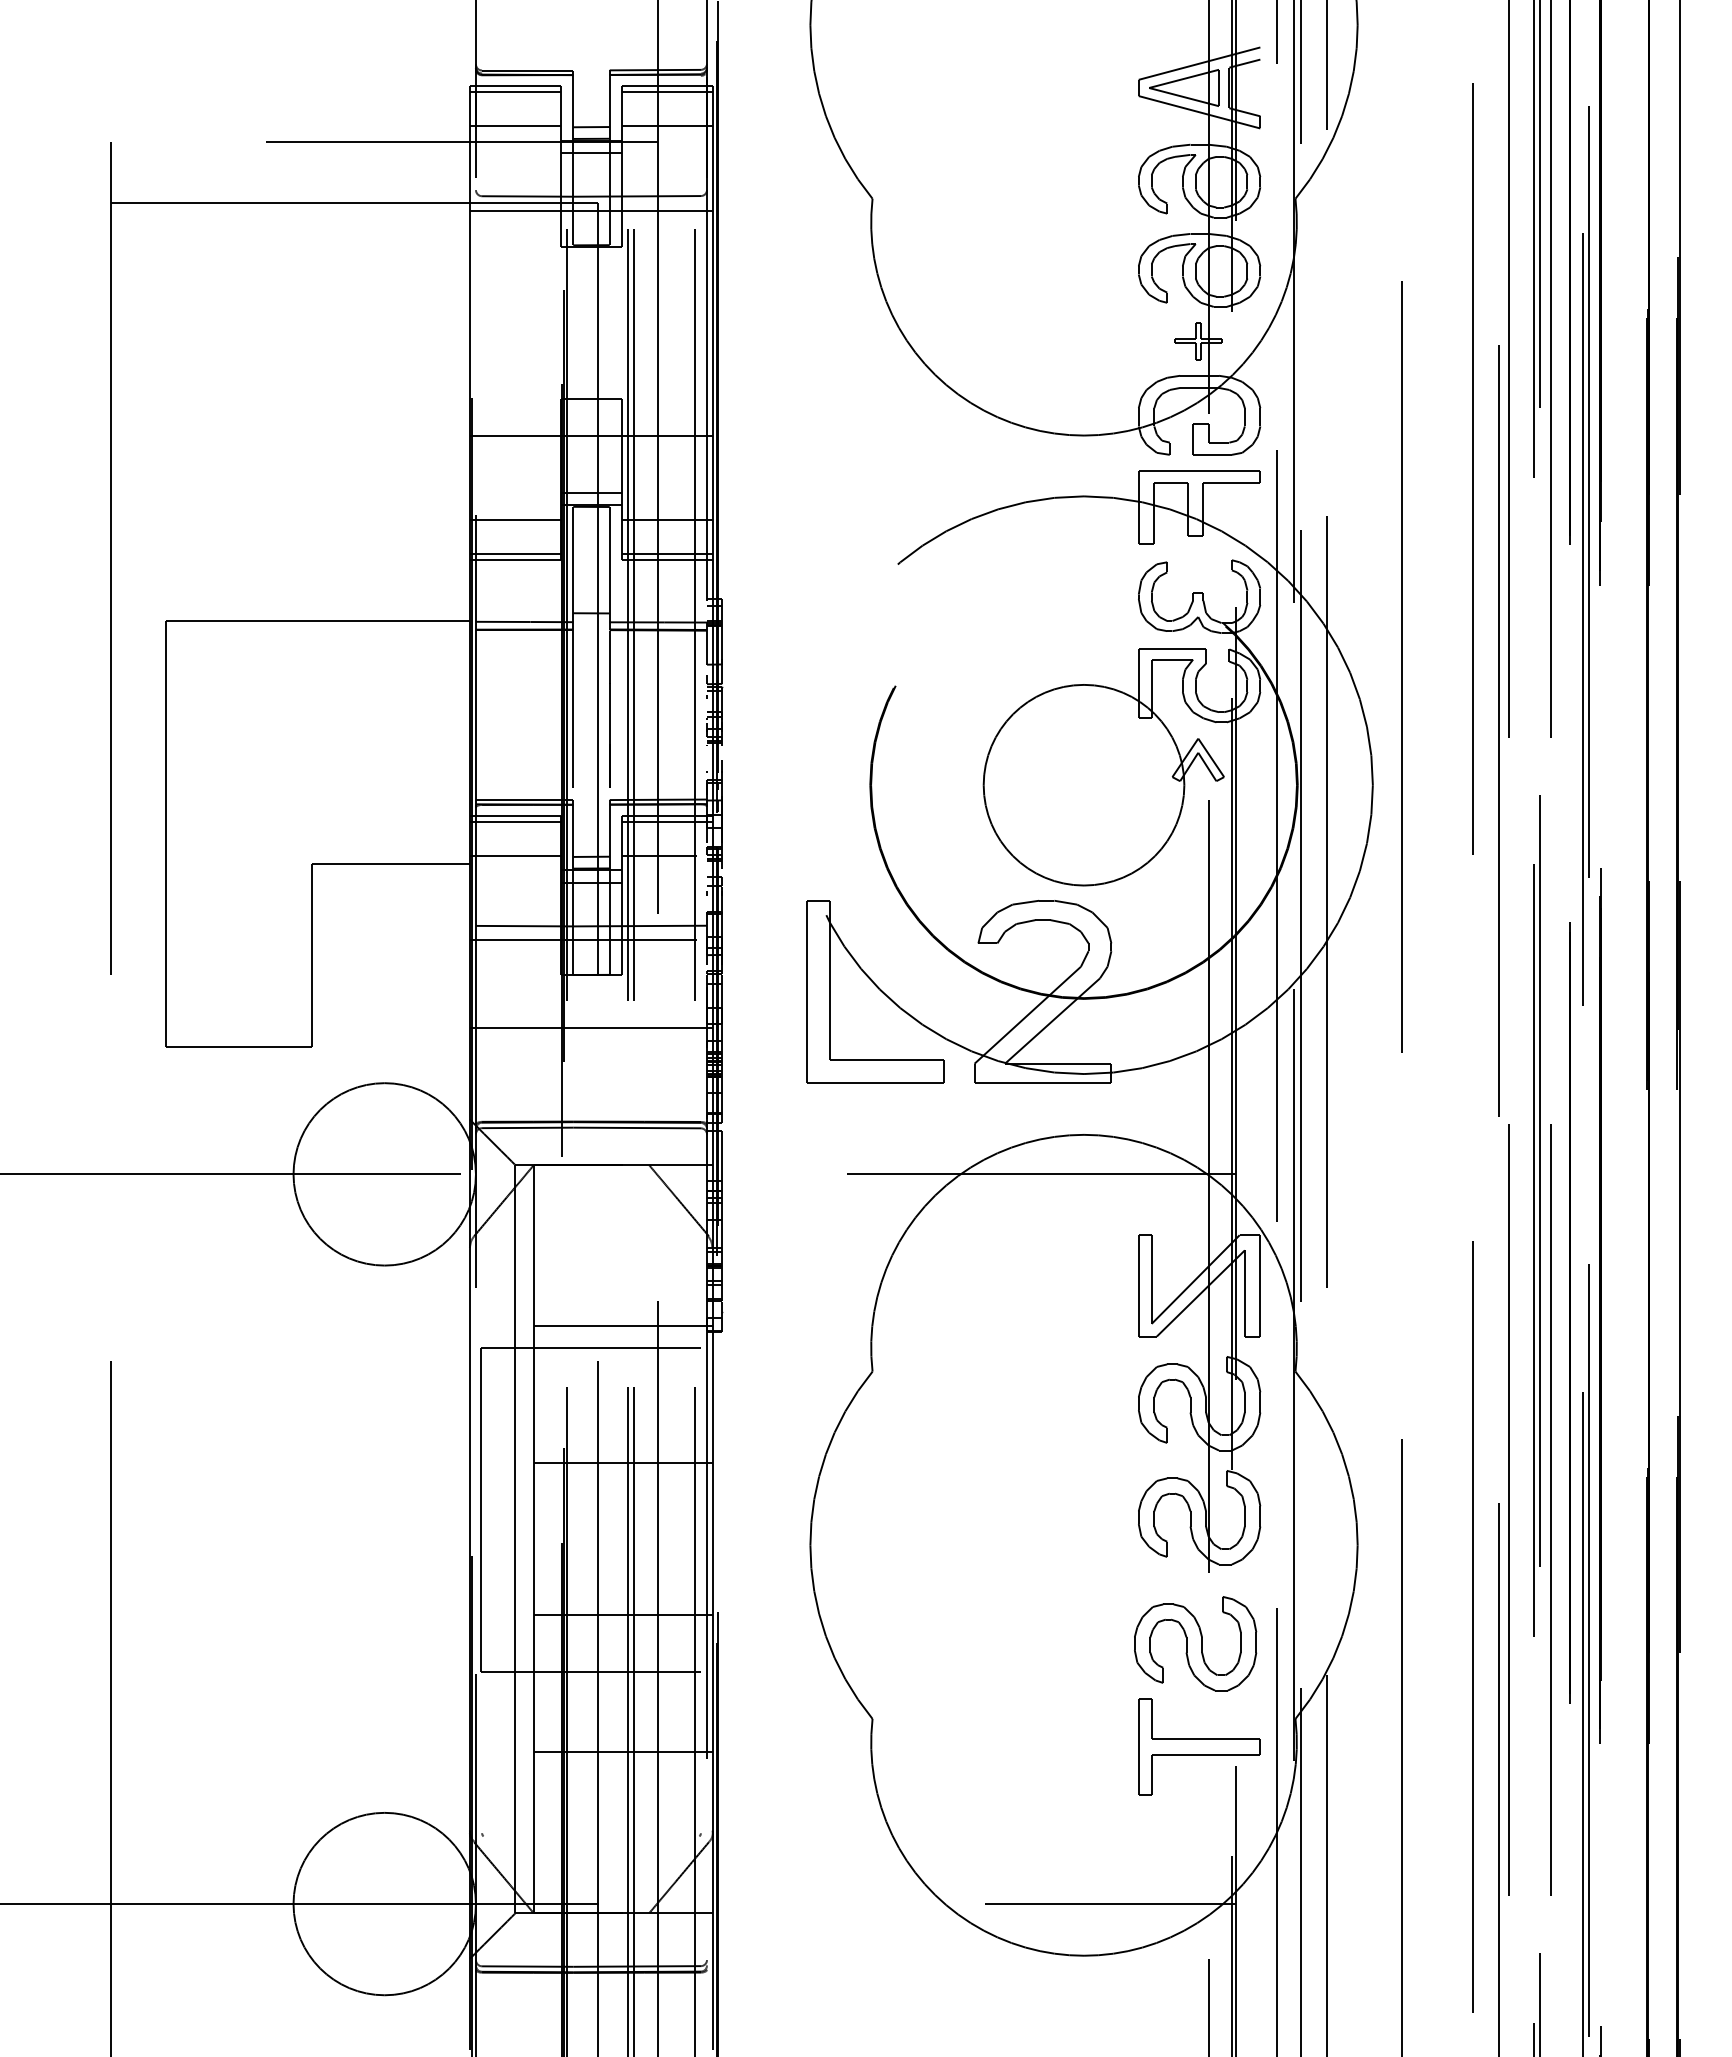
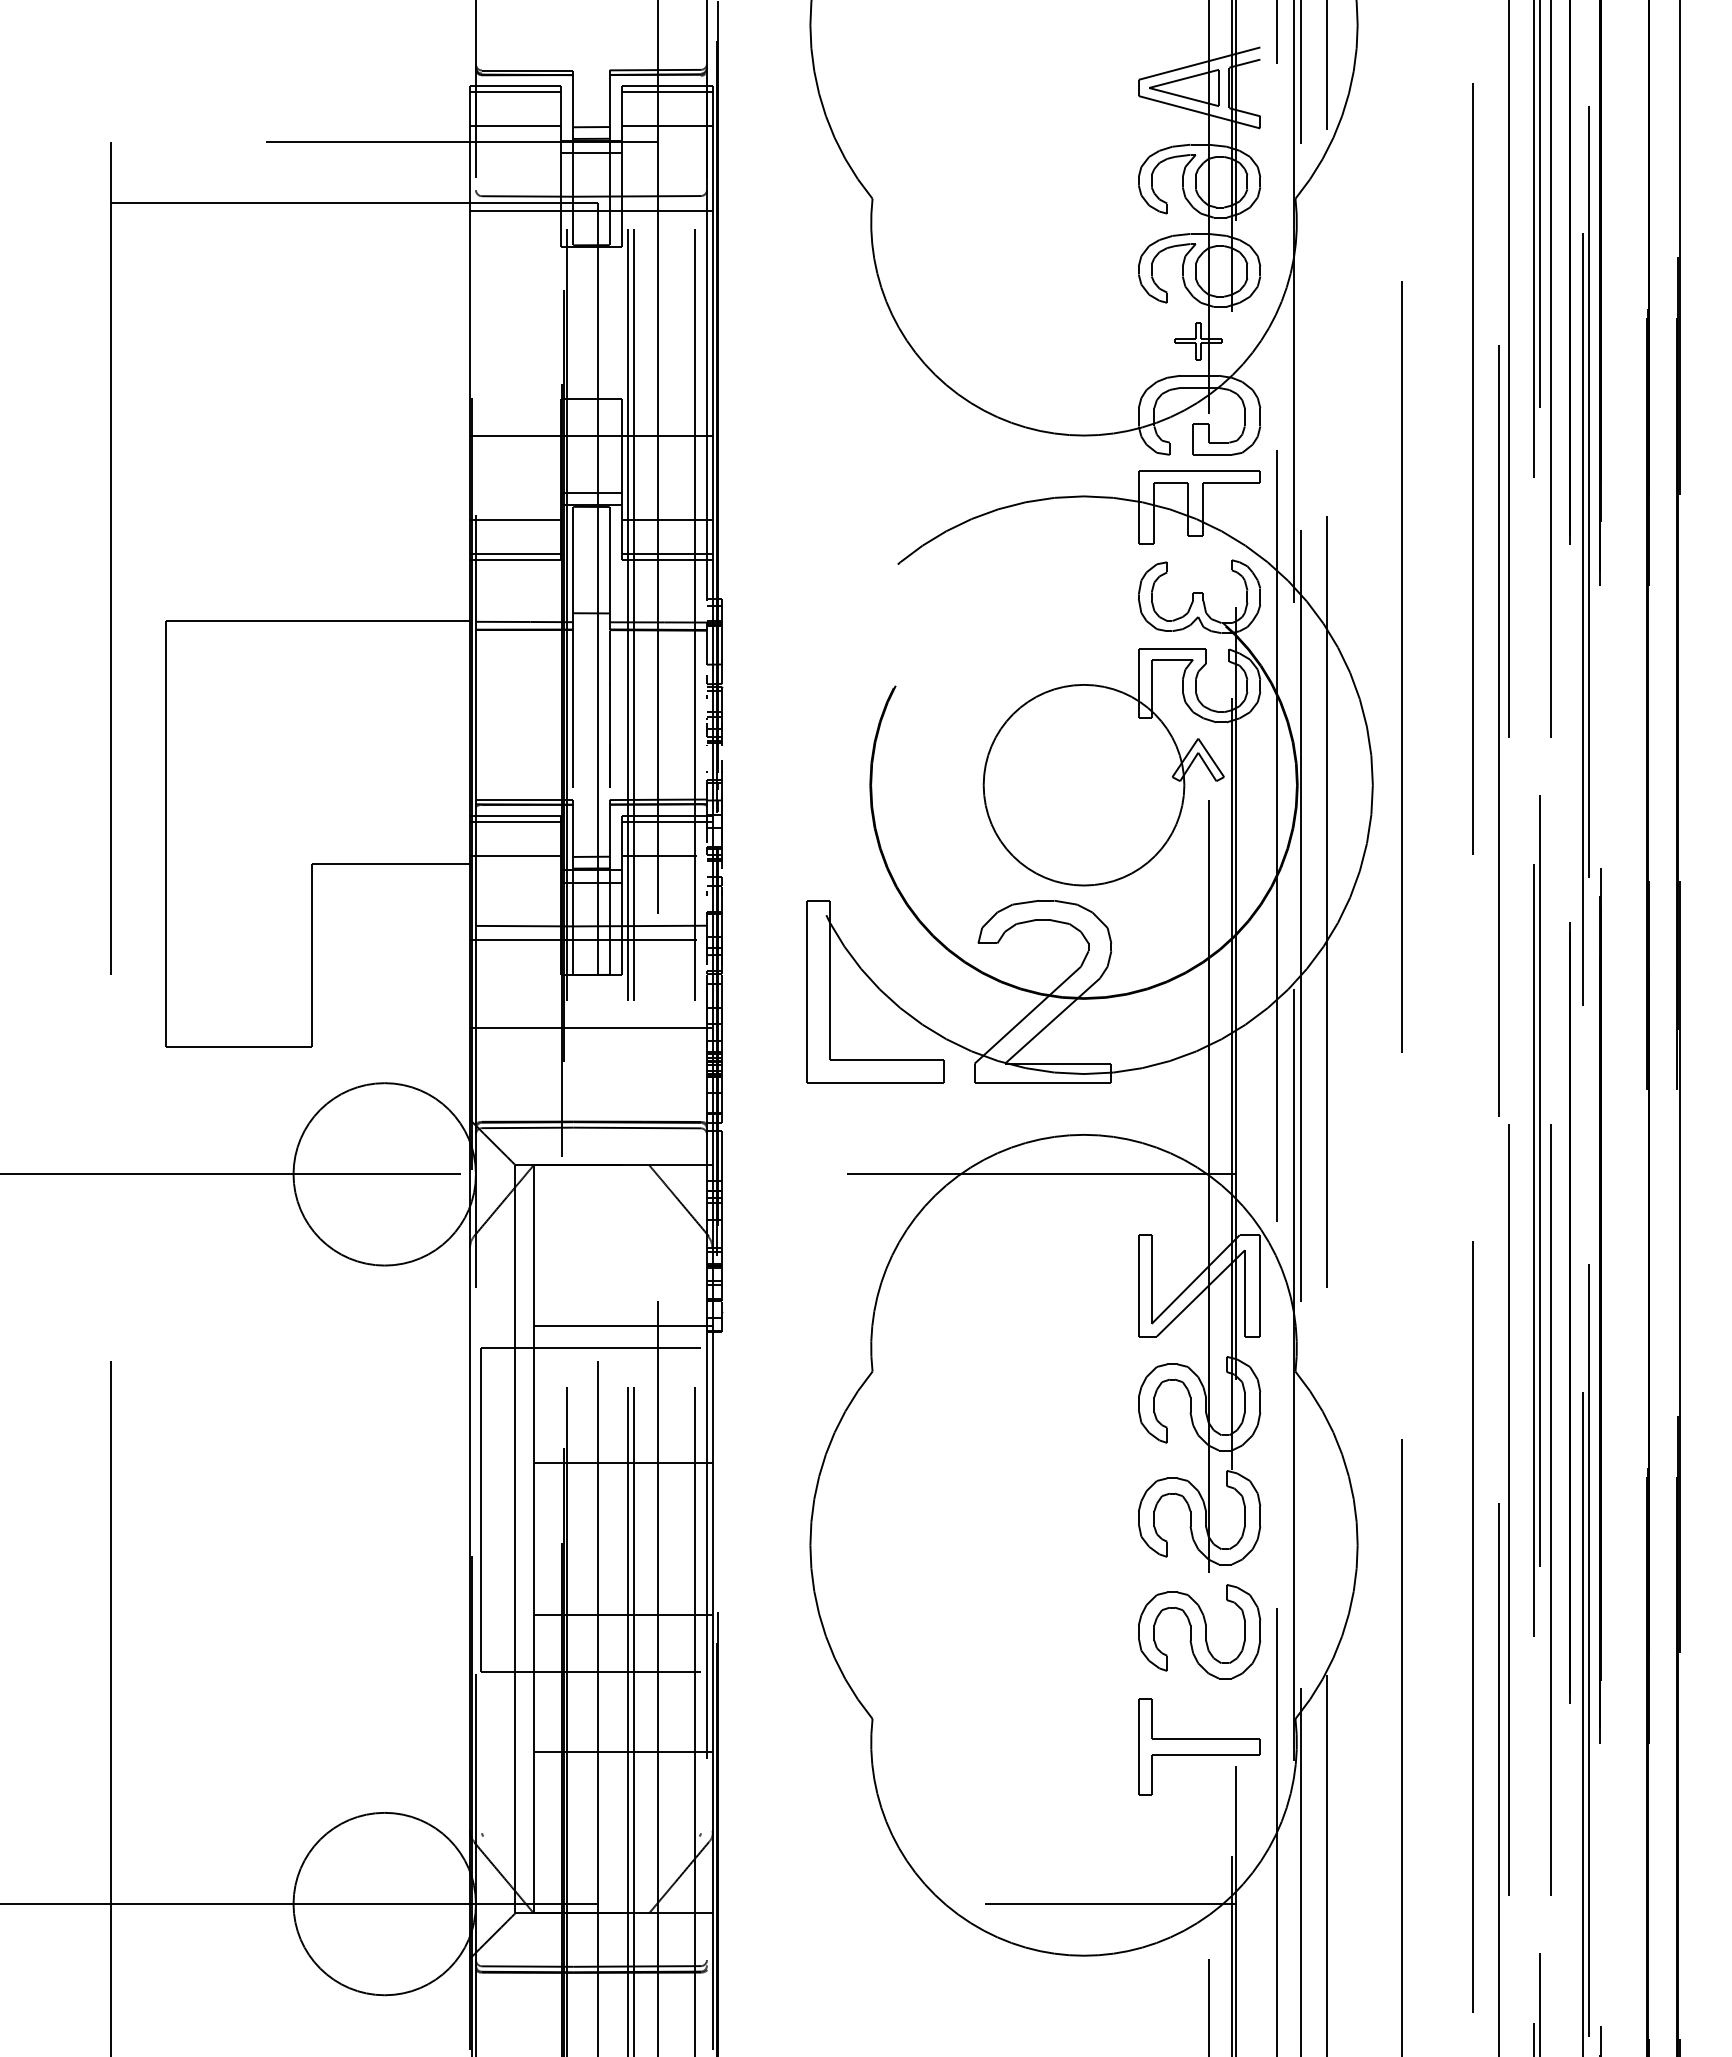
part position: (1195, 1643) -> (1199, 1631) (1199, 1631)
